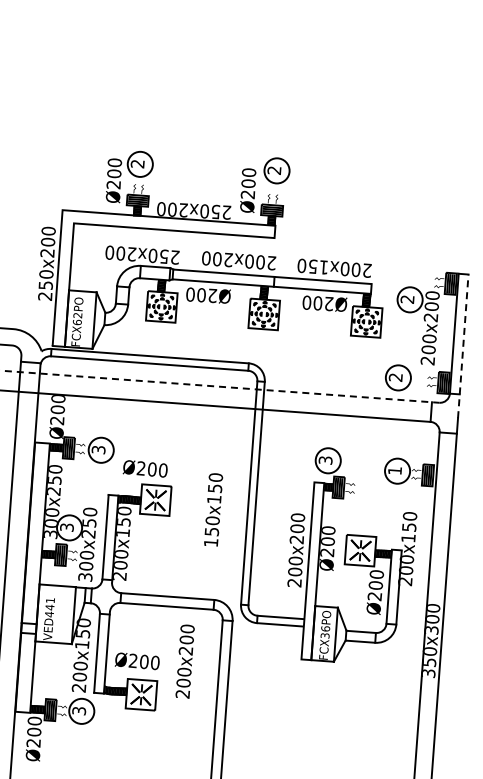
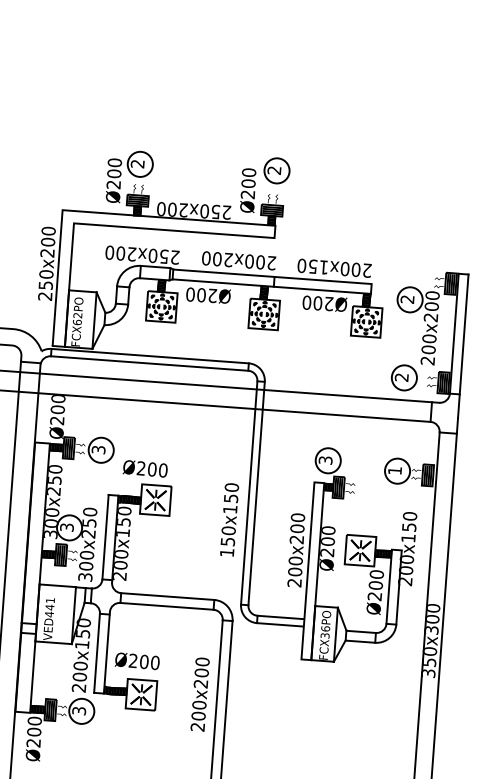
line: dashed -> solid (463, 345)
part position: (398, 377) -> (404, 377) (404, 377)
line: dashed -> solid (220, 386)
text position: (213, 509) -> (229, 519) (229, 519)
text position: (184, 661) -> (199, 694) (199, 694)
